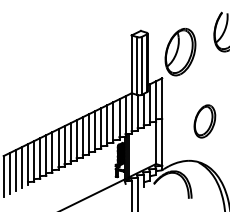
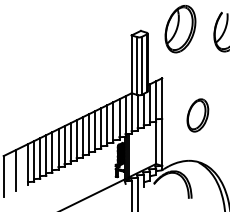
part position: (180, 52) -> (180, 29) (180, 29)
part position: (204, 121) -> (197, 115) (197, 115)
line: present -> none (21, 167)
line: present -> none (9, 173)
